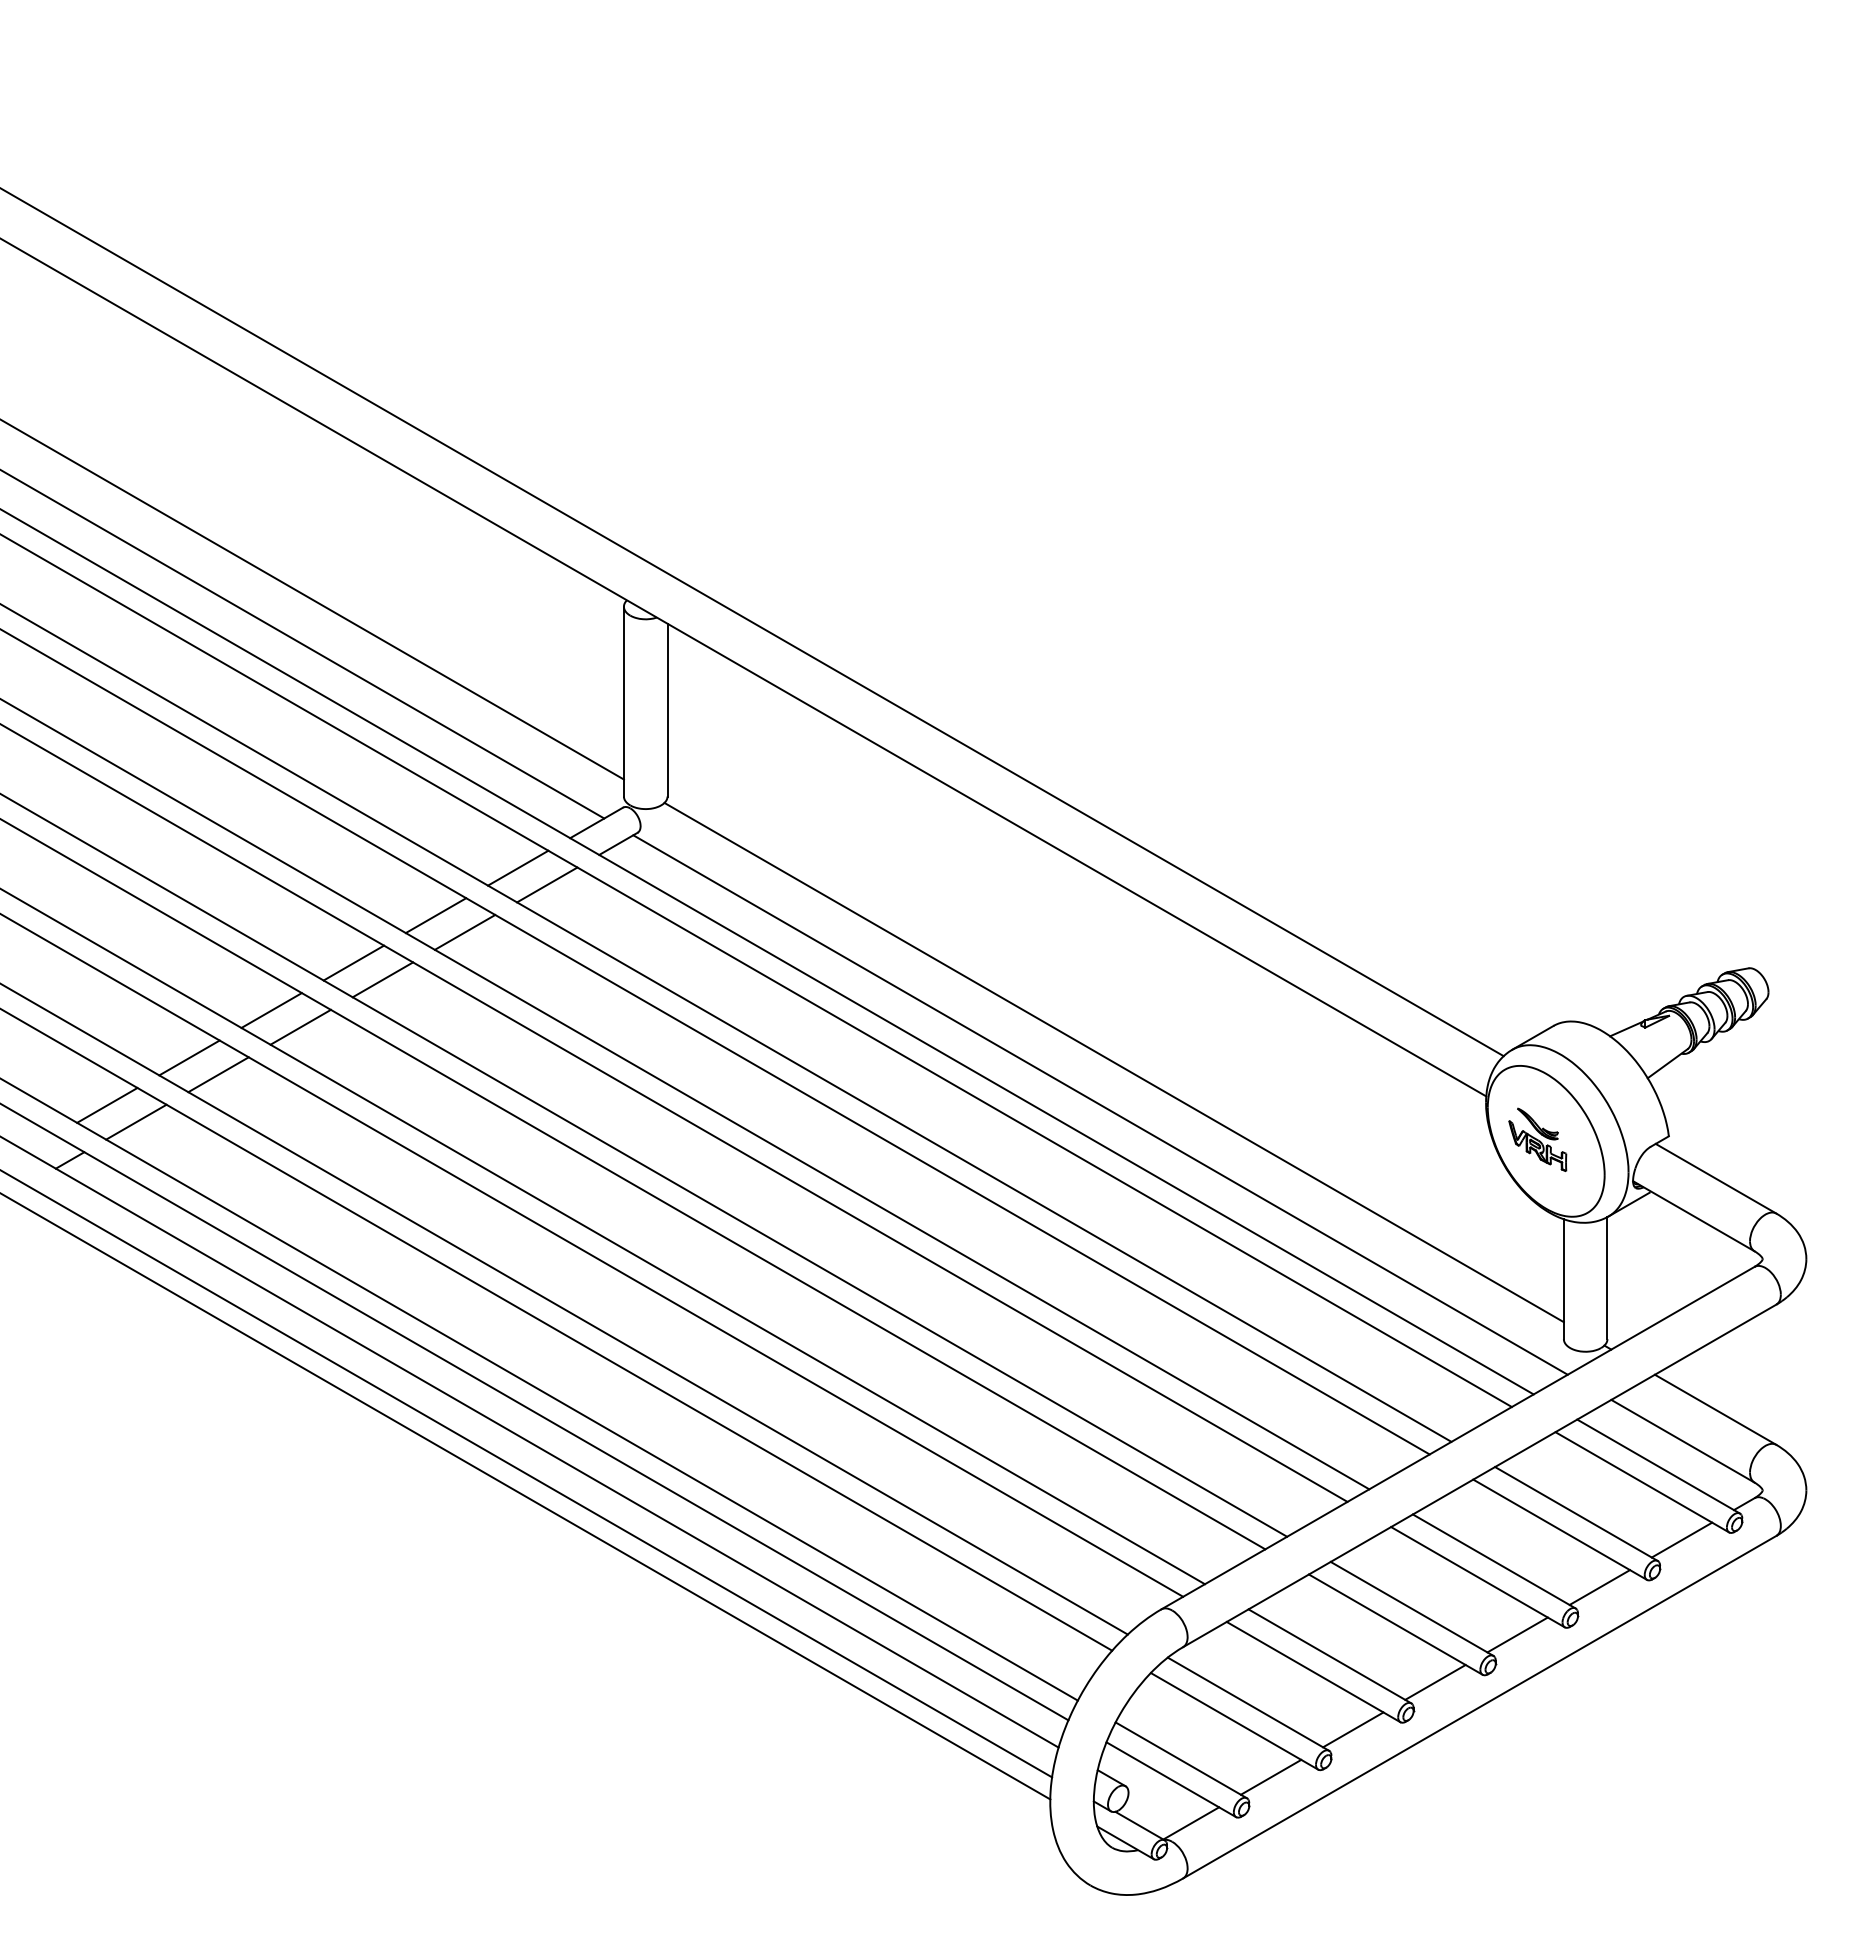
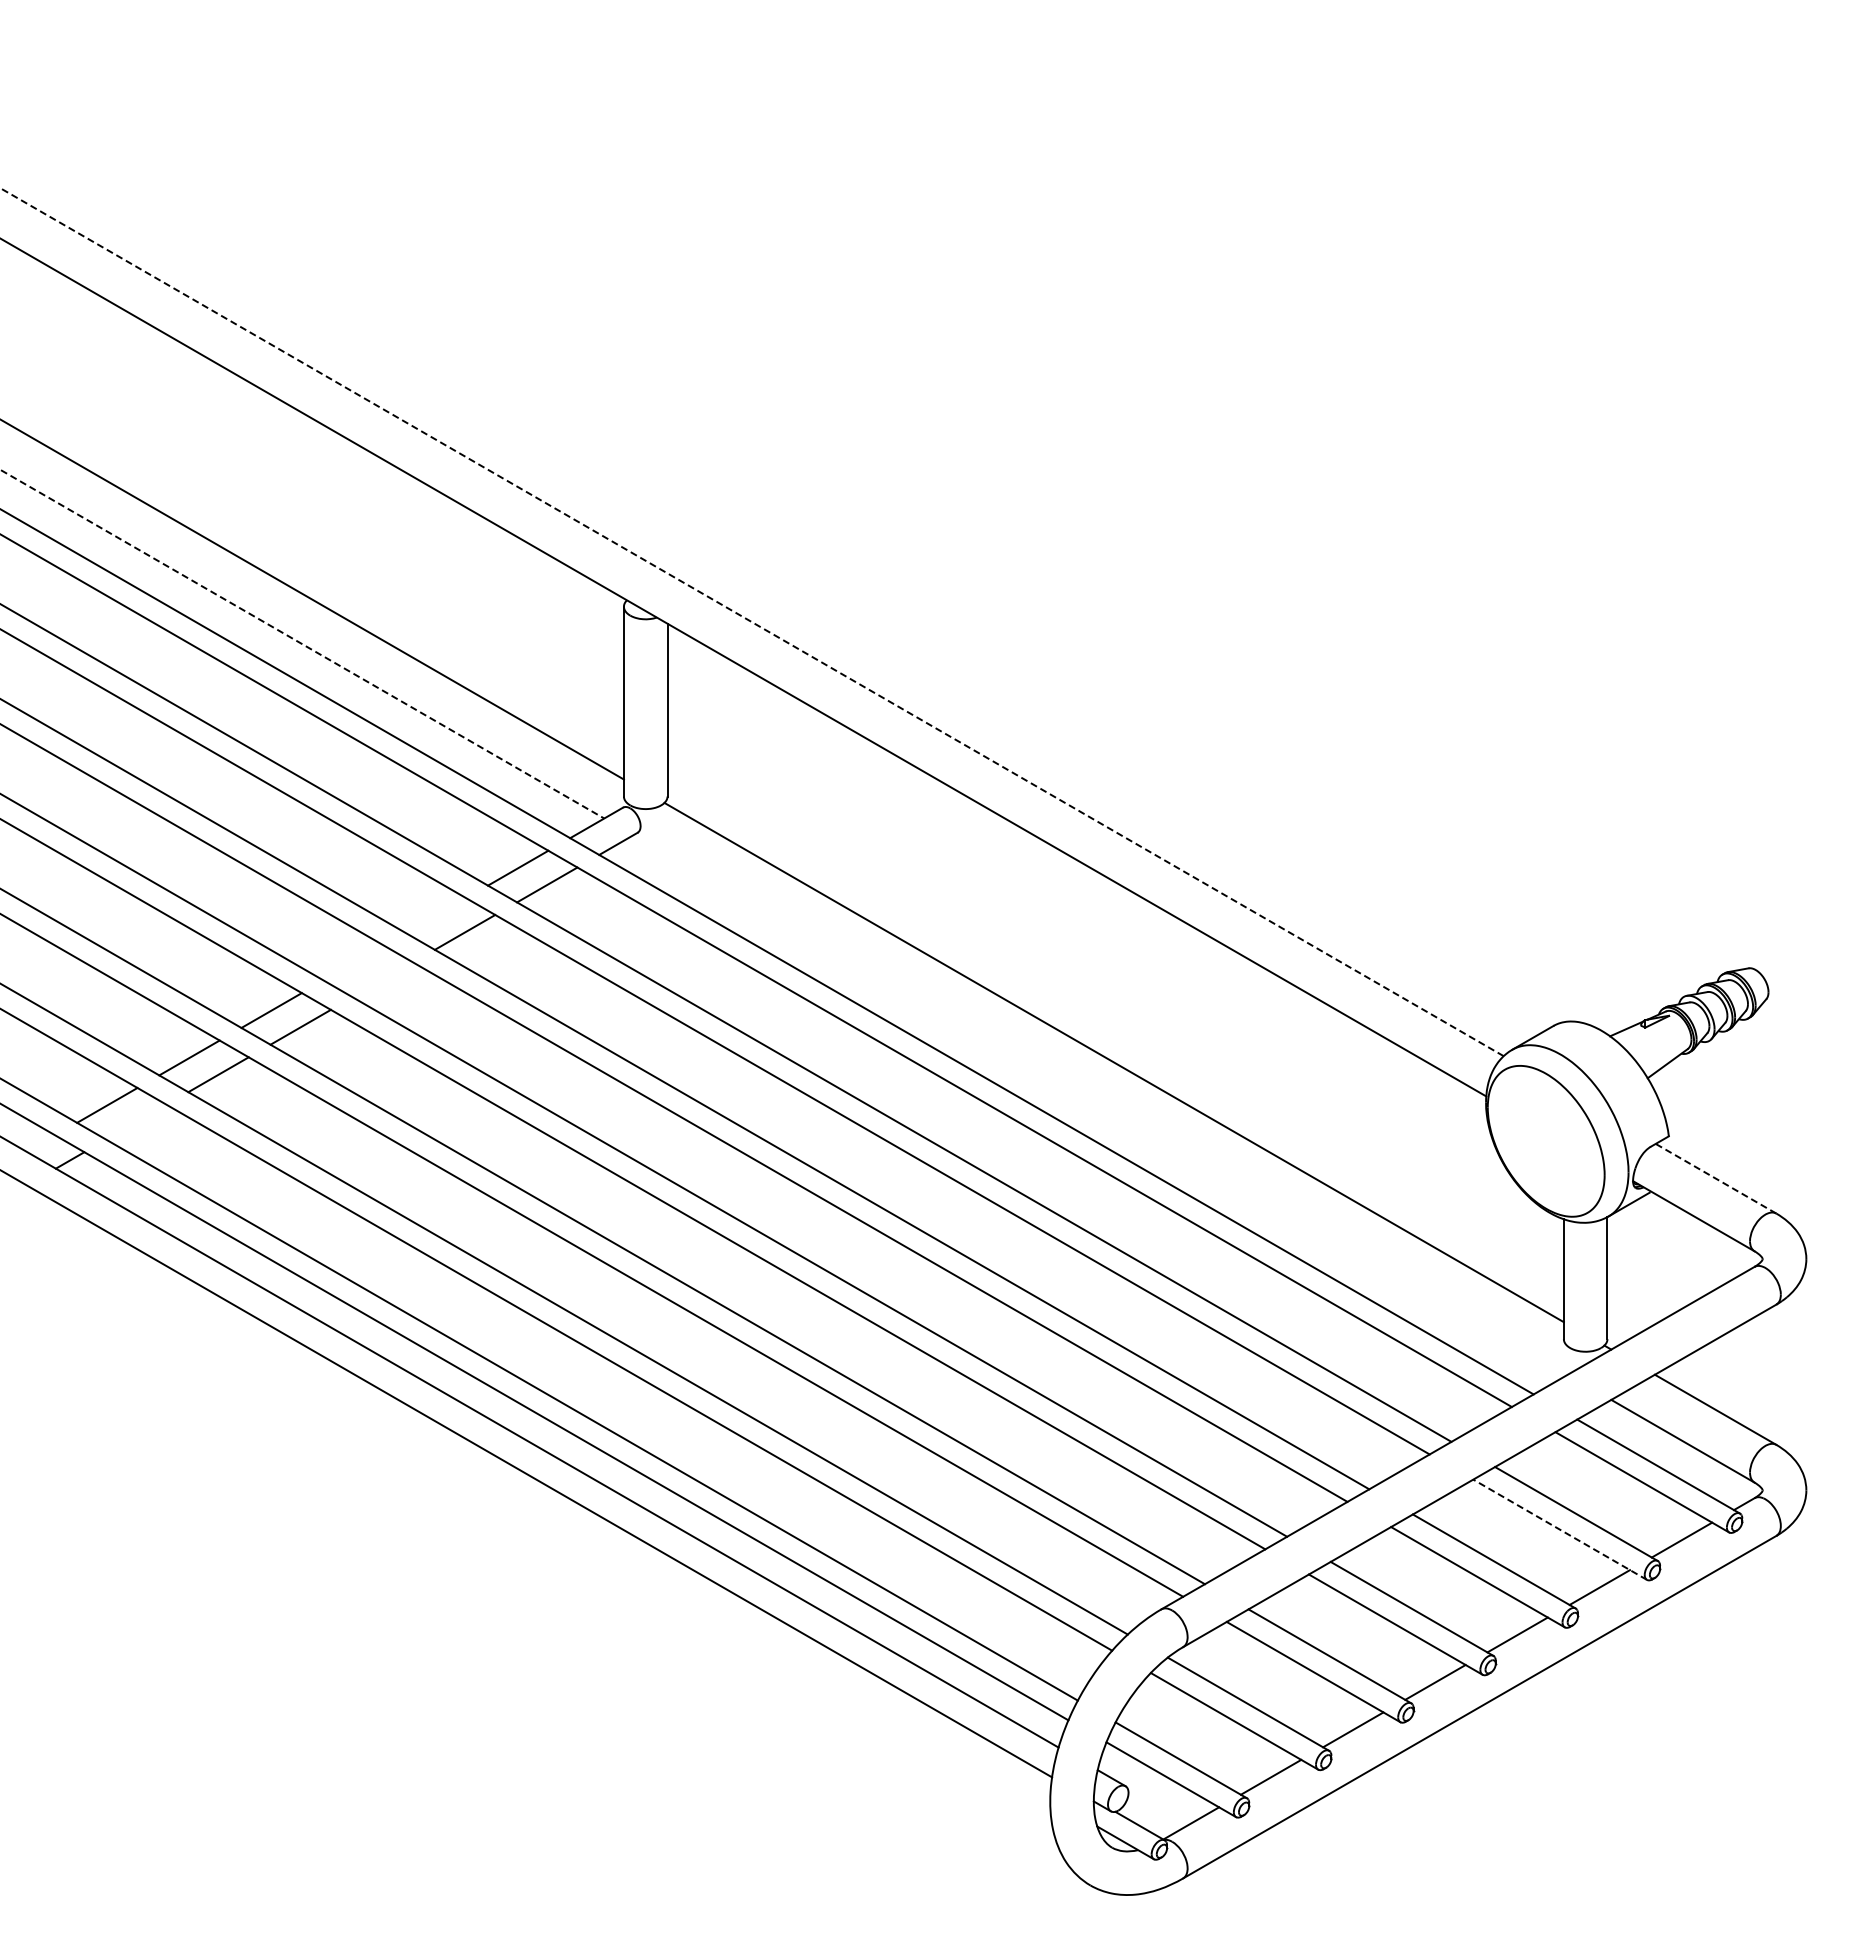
line: solid -> dashed (751, 621)
line: solid -> dashed (303, 644)
line: present -> none (435, 915)
line: present -> none (353, 962)
line: present -> none (382, 979)
line: present -> none (1100, 1104)
line: present -> none (136, 1121)
part: present -> none (1537, 1139)
line: solid -> dashed (1716, 1178)
line: present -> none (526, 1496)
line: solid -> dashed (1559, 1529)
